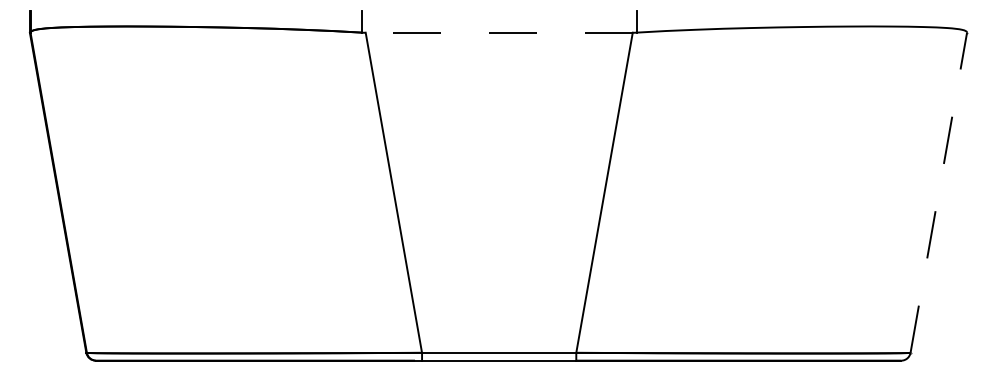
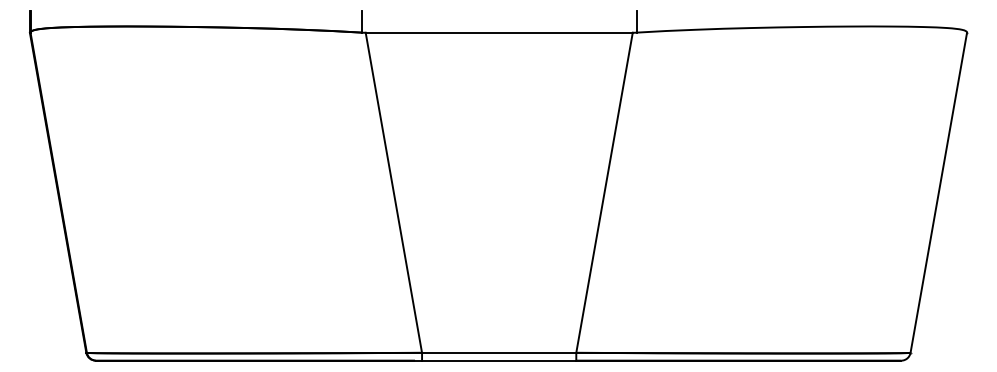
line: dashed -> solid (499, 32)
line: dashed -> solid (938, 192)
